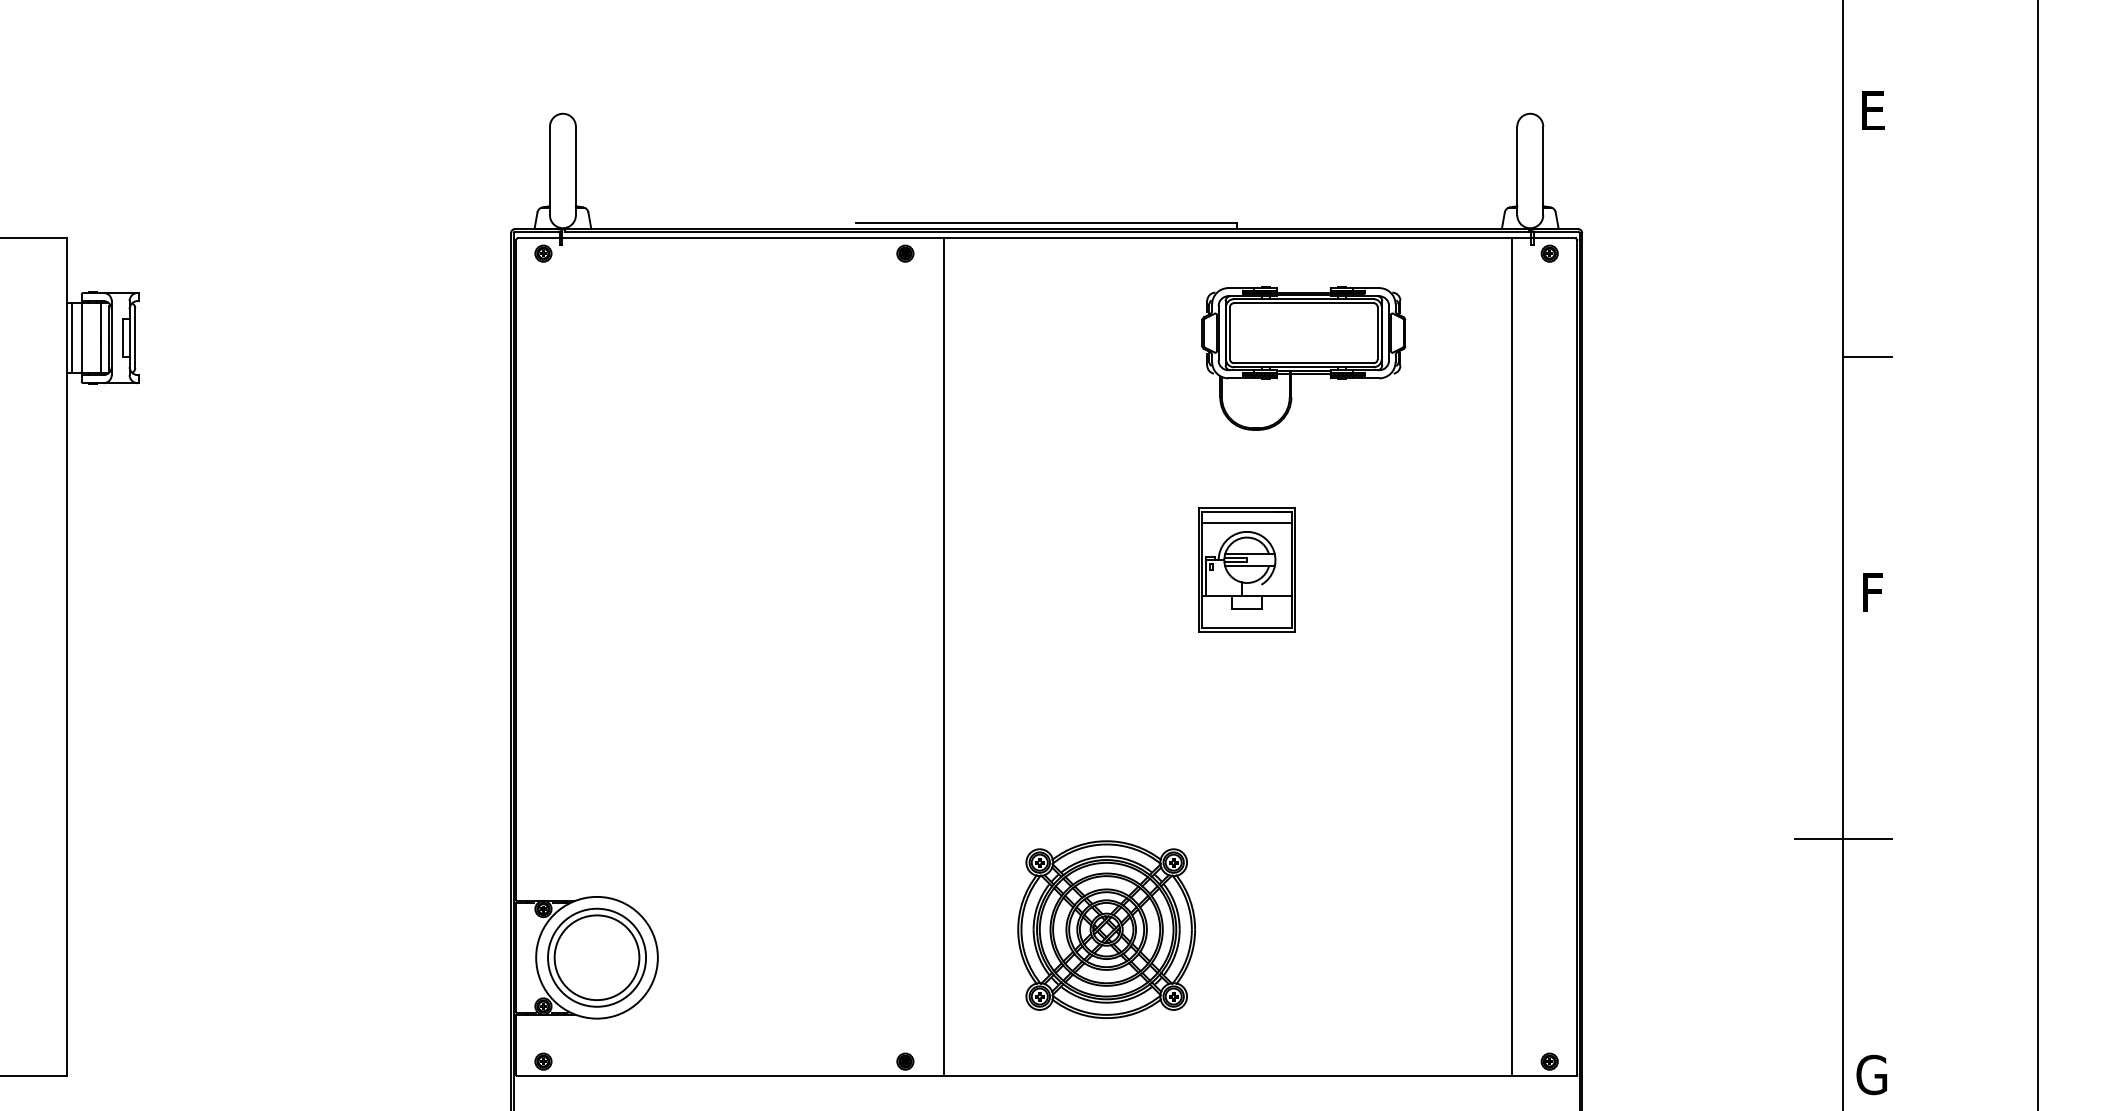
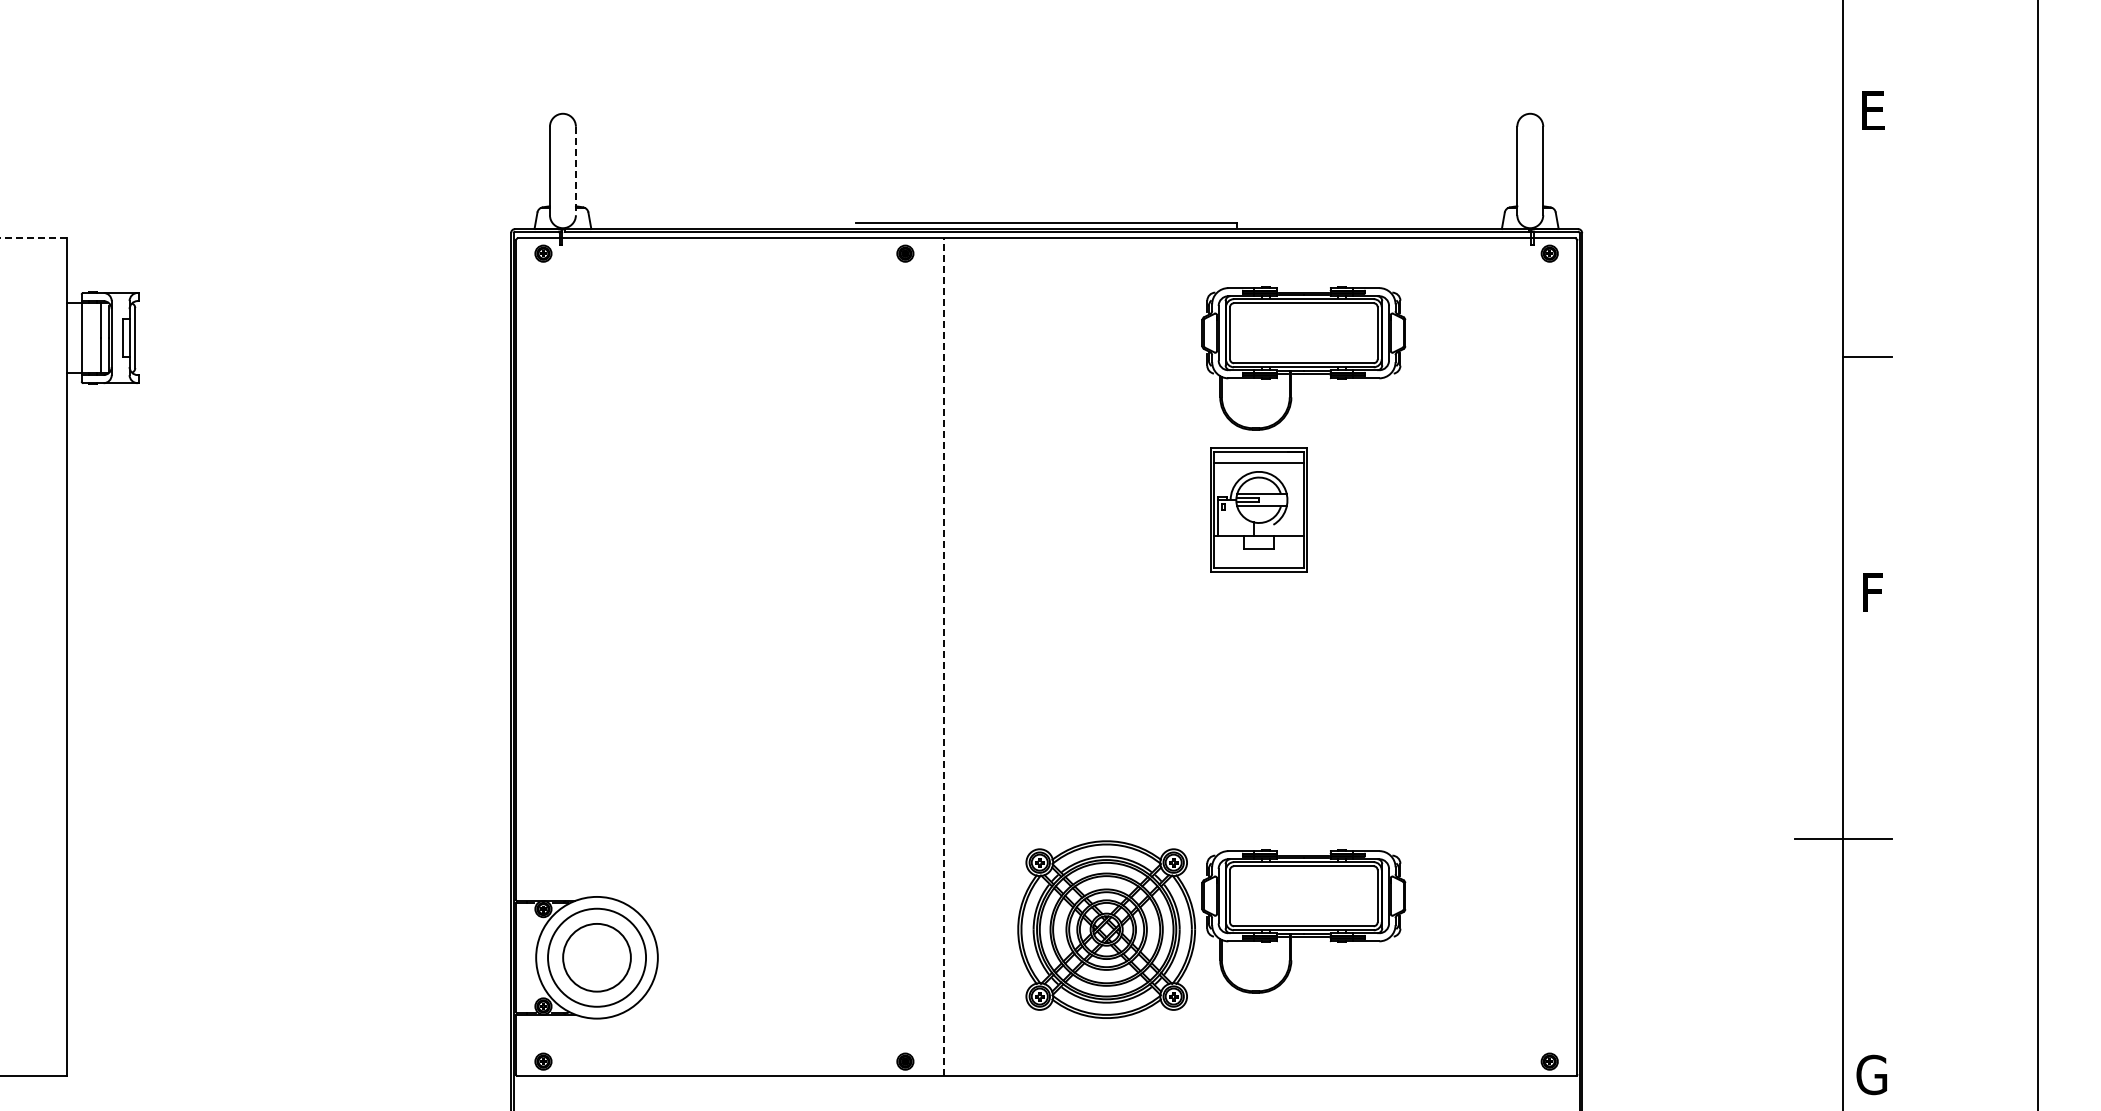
line: solid -> dashed (575, 171)
line: solid -> dashed (33, 238)
line: present -> none (71, 337)
part position: (1246, 569) -> (1258, 509) (1258, 509)
line: present -> none (1512, 656)
line: solid -> dashed (944, 657)
part: none -> present (1303, 921)
circle diameter: 85 px -> 68 px (596, 957)
